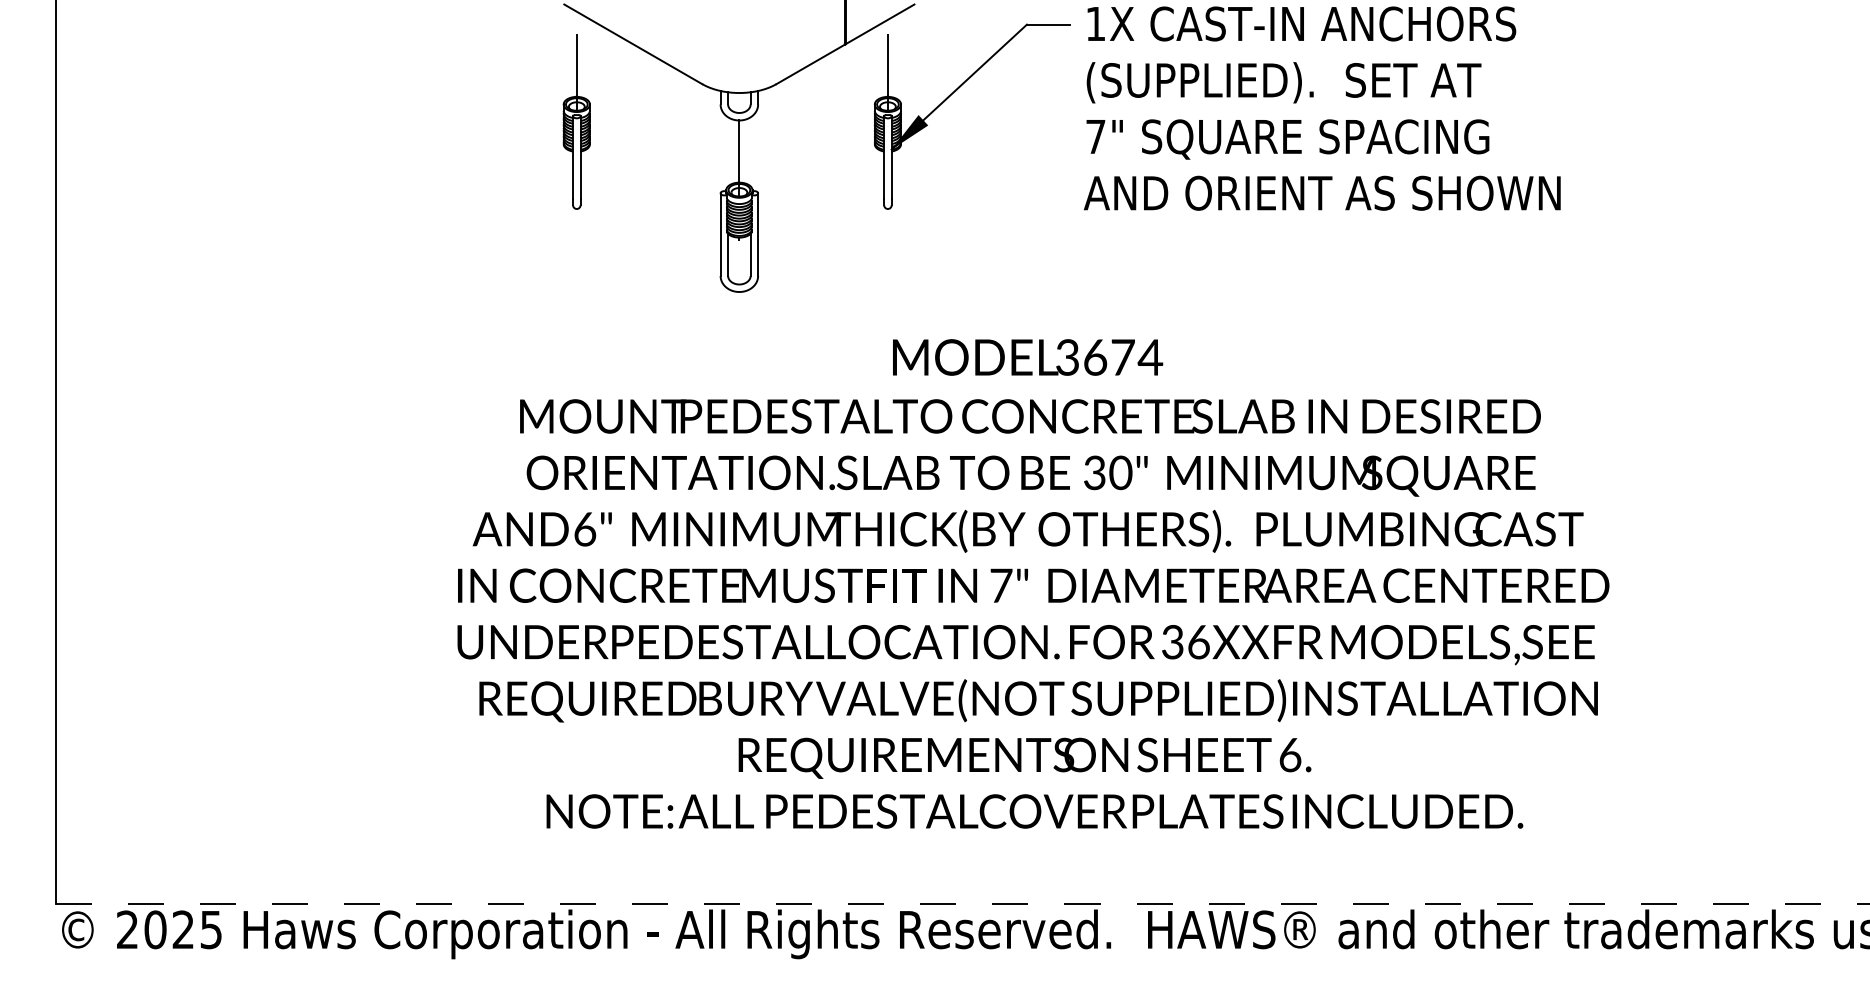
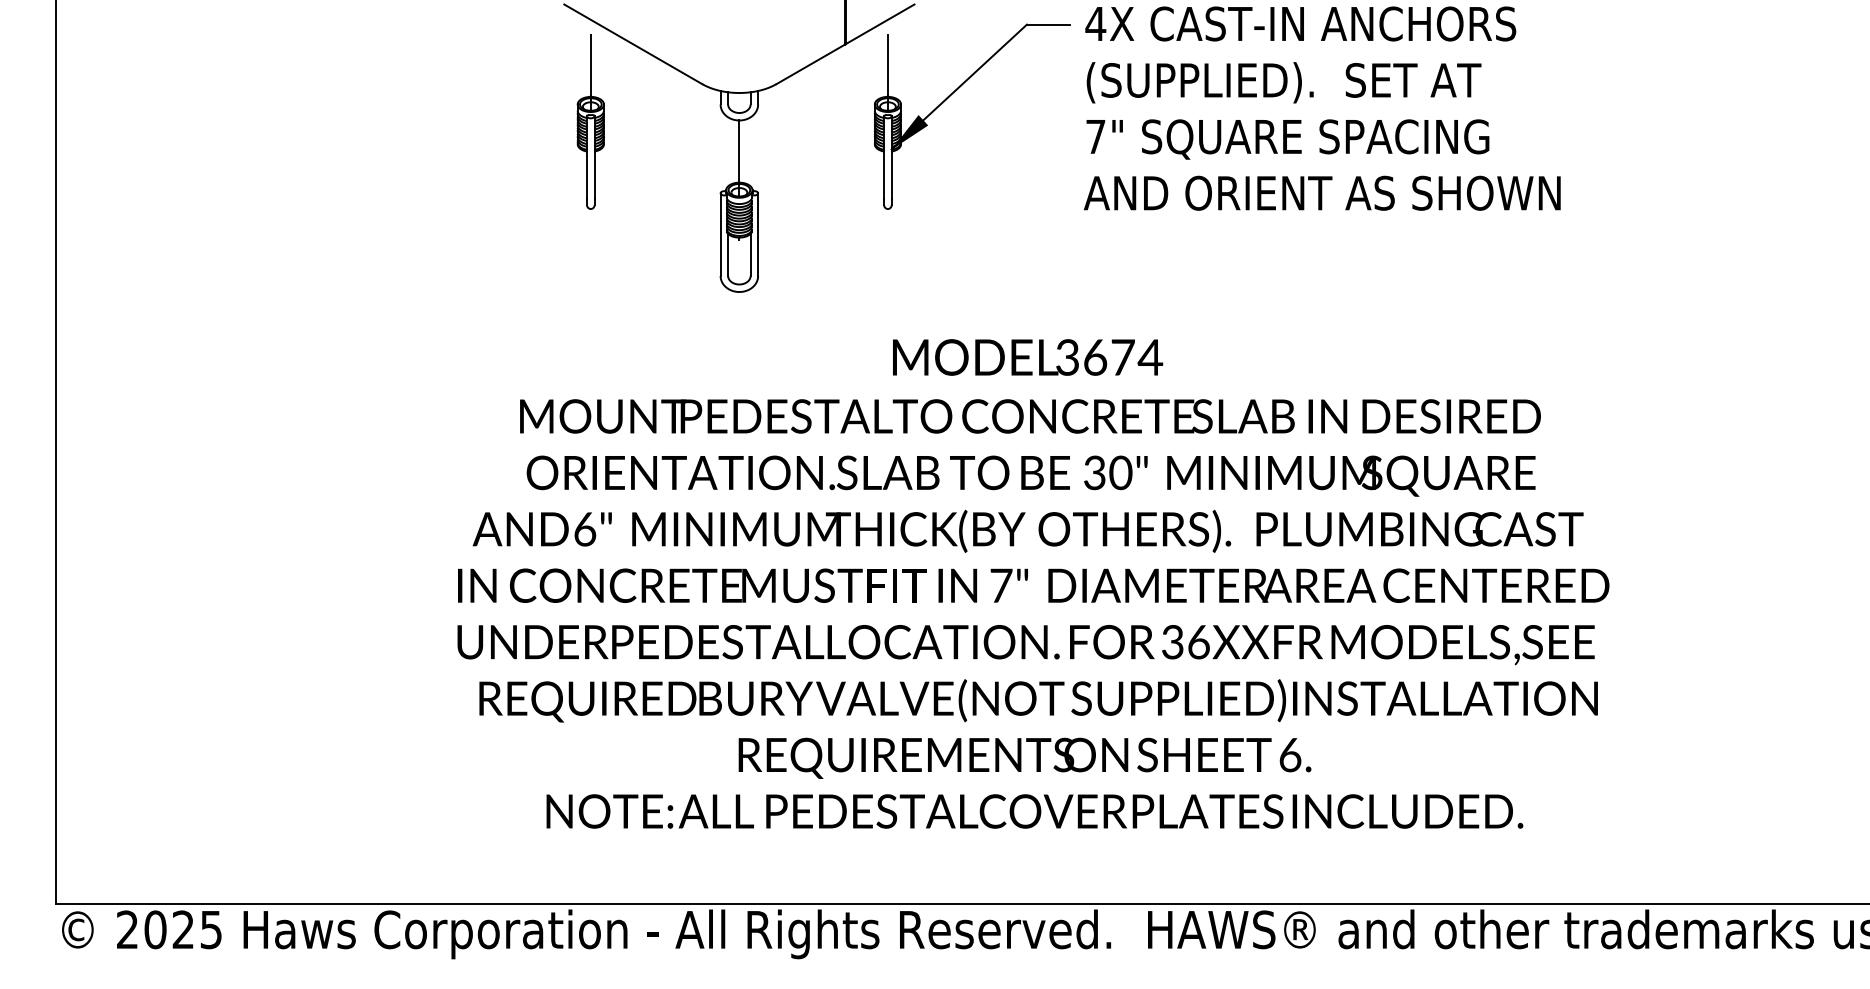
text: 1X -> 4X (1095, 23)
part position: (576, 121) -> (590, 121) (590, 121)
line: dashed -> solid (962, 903)
